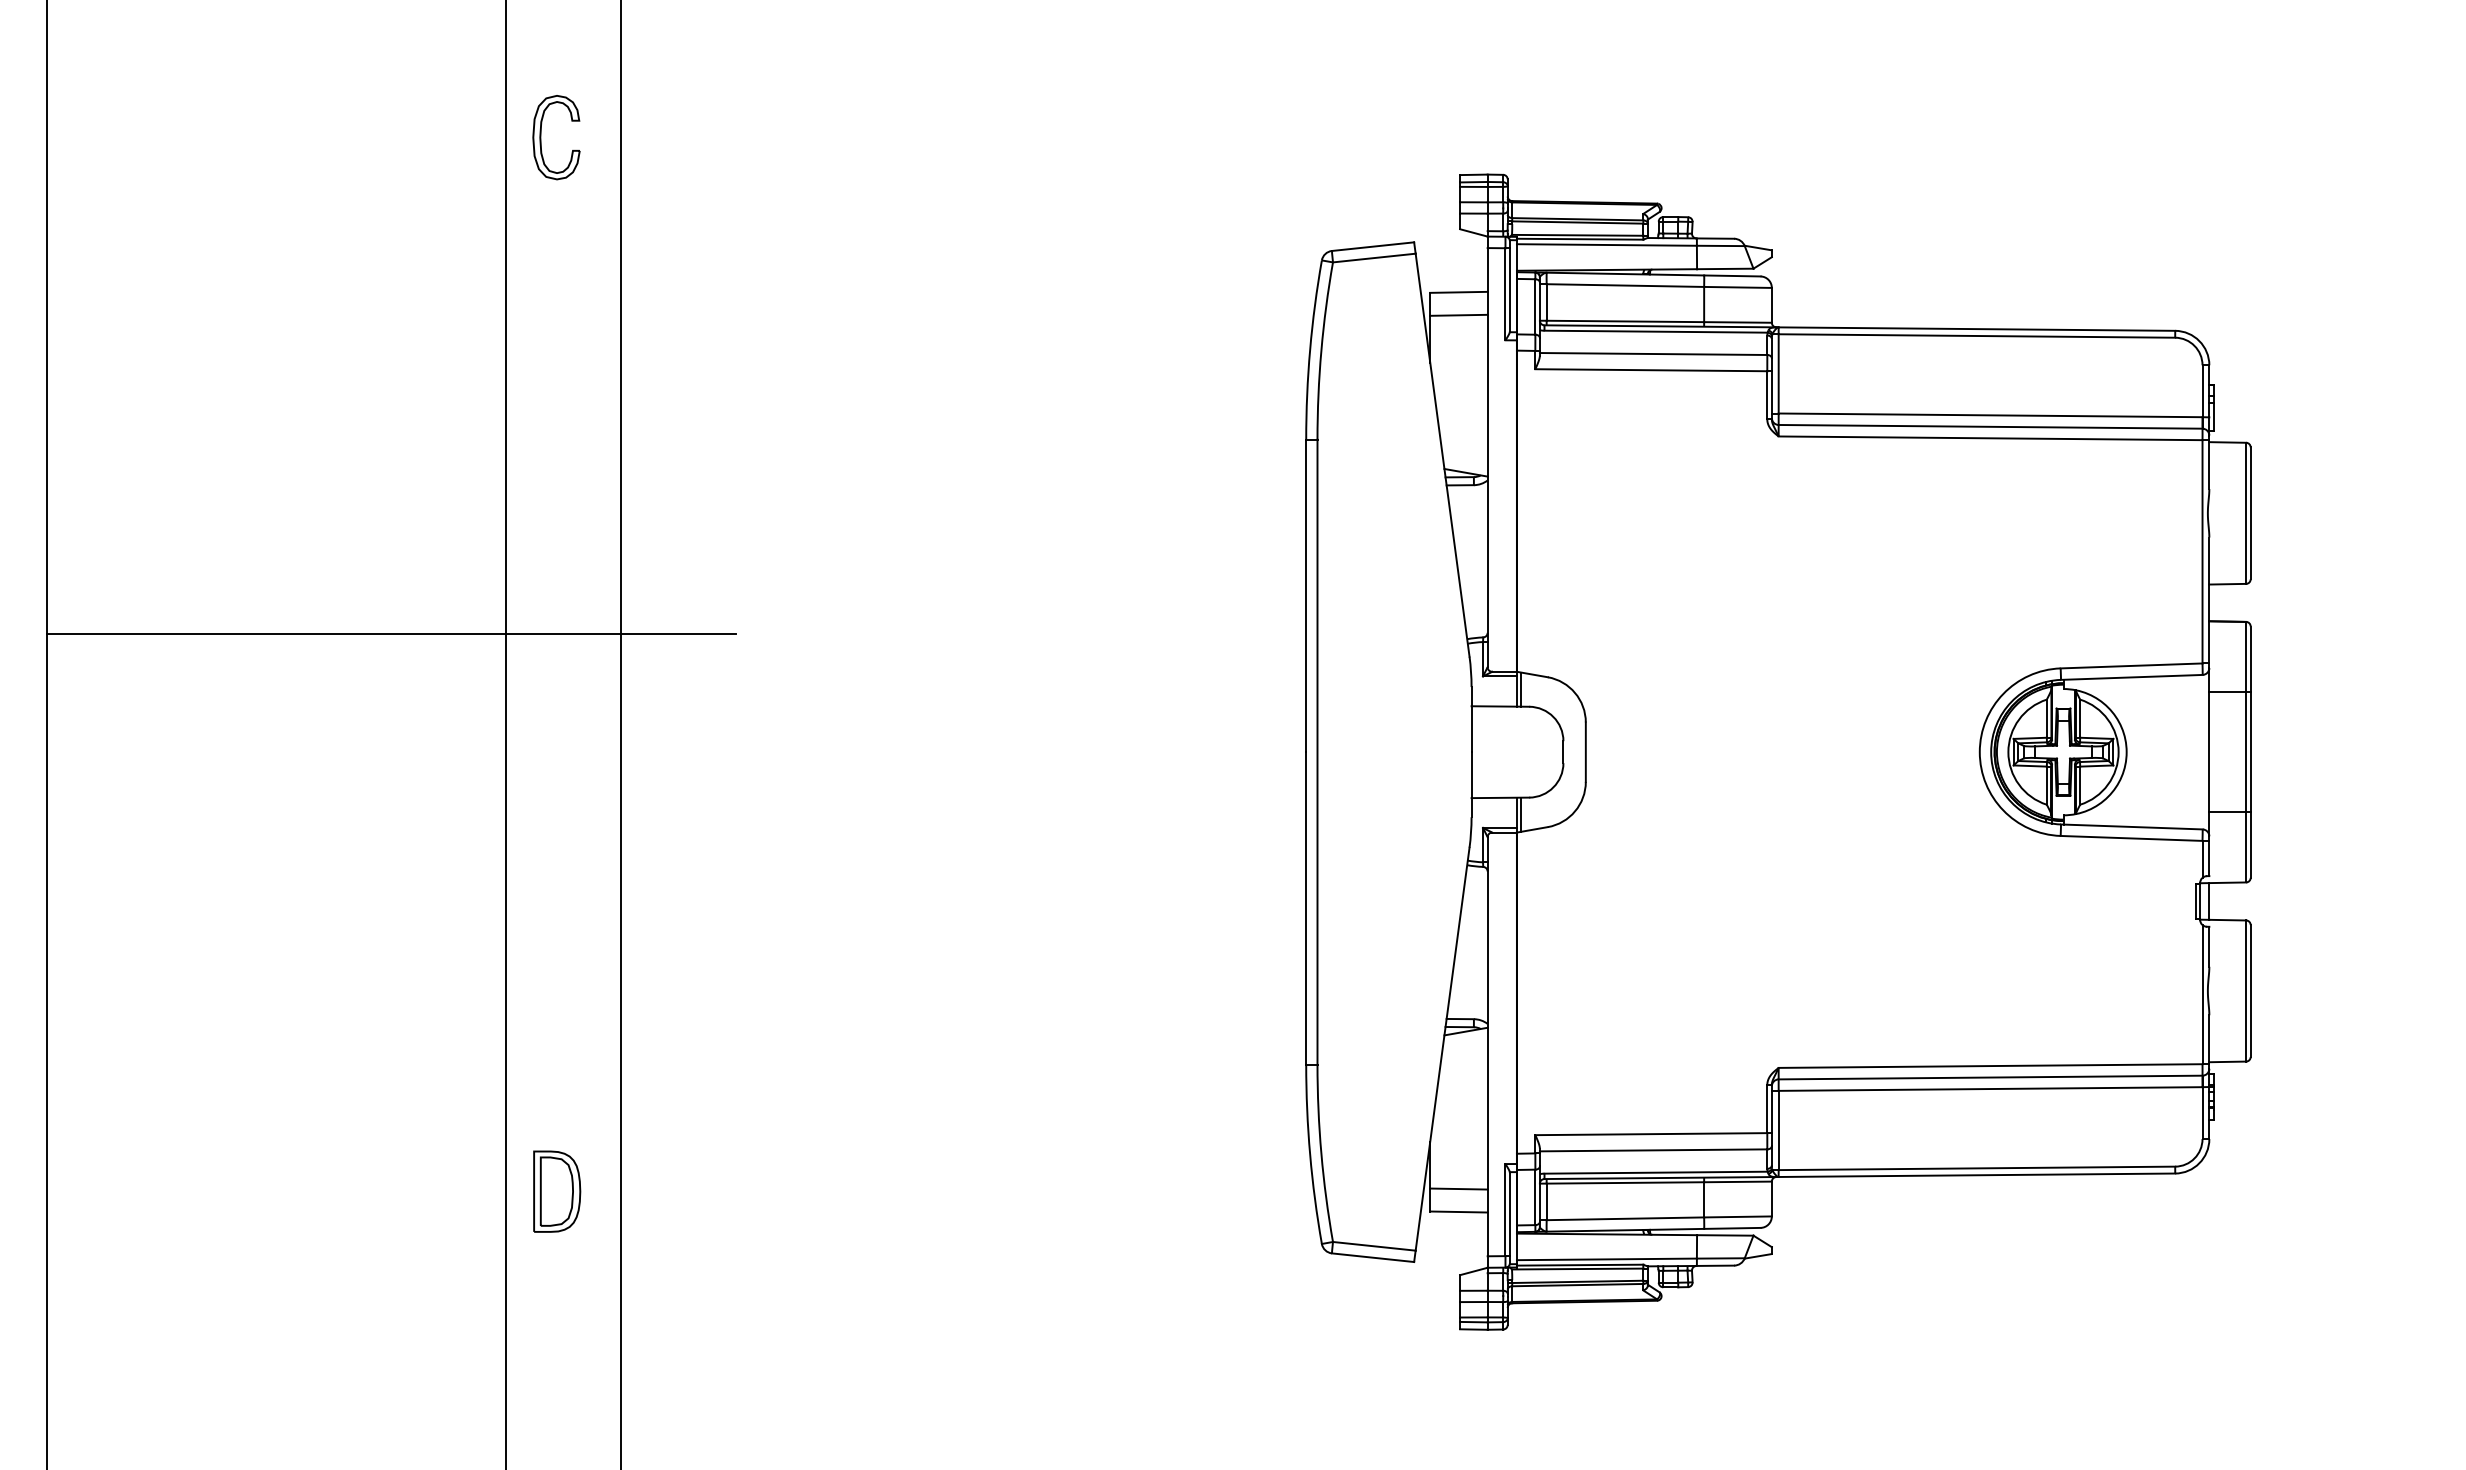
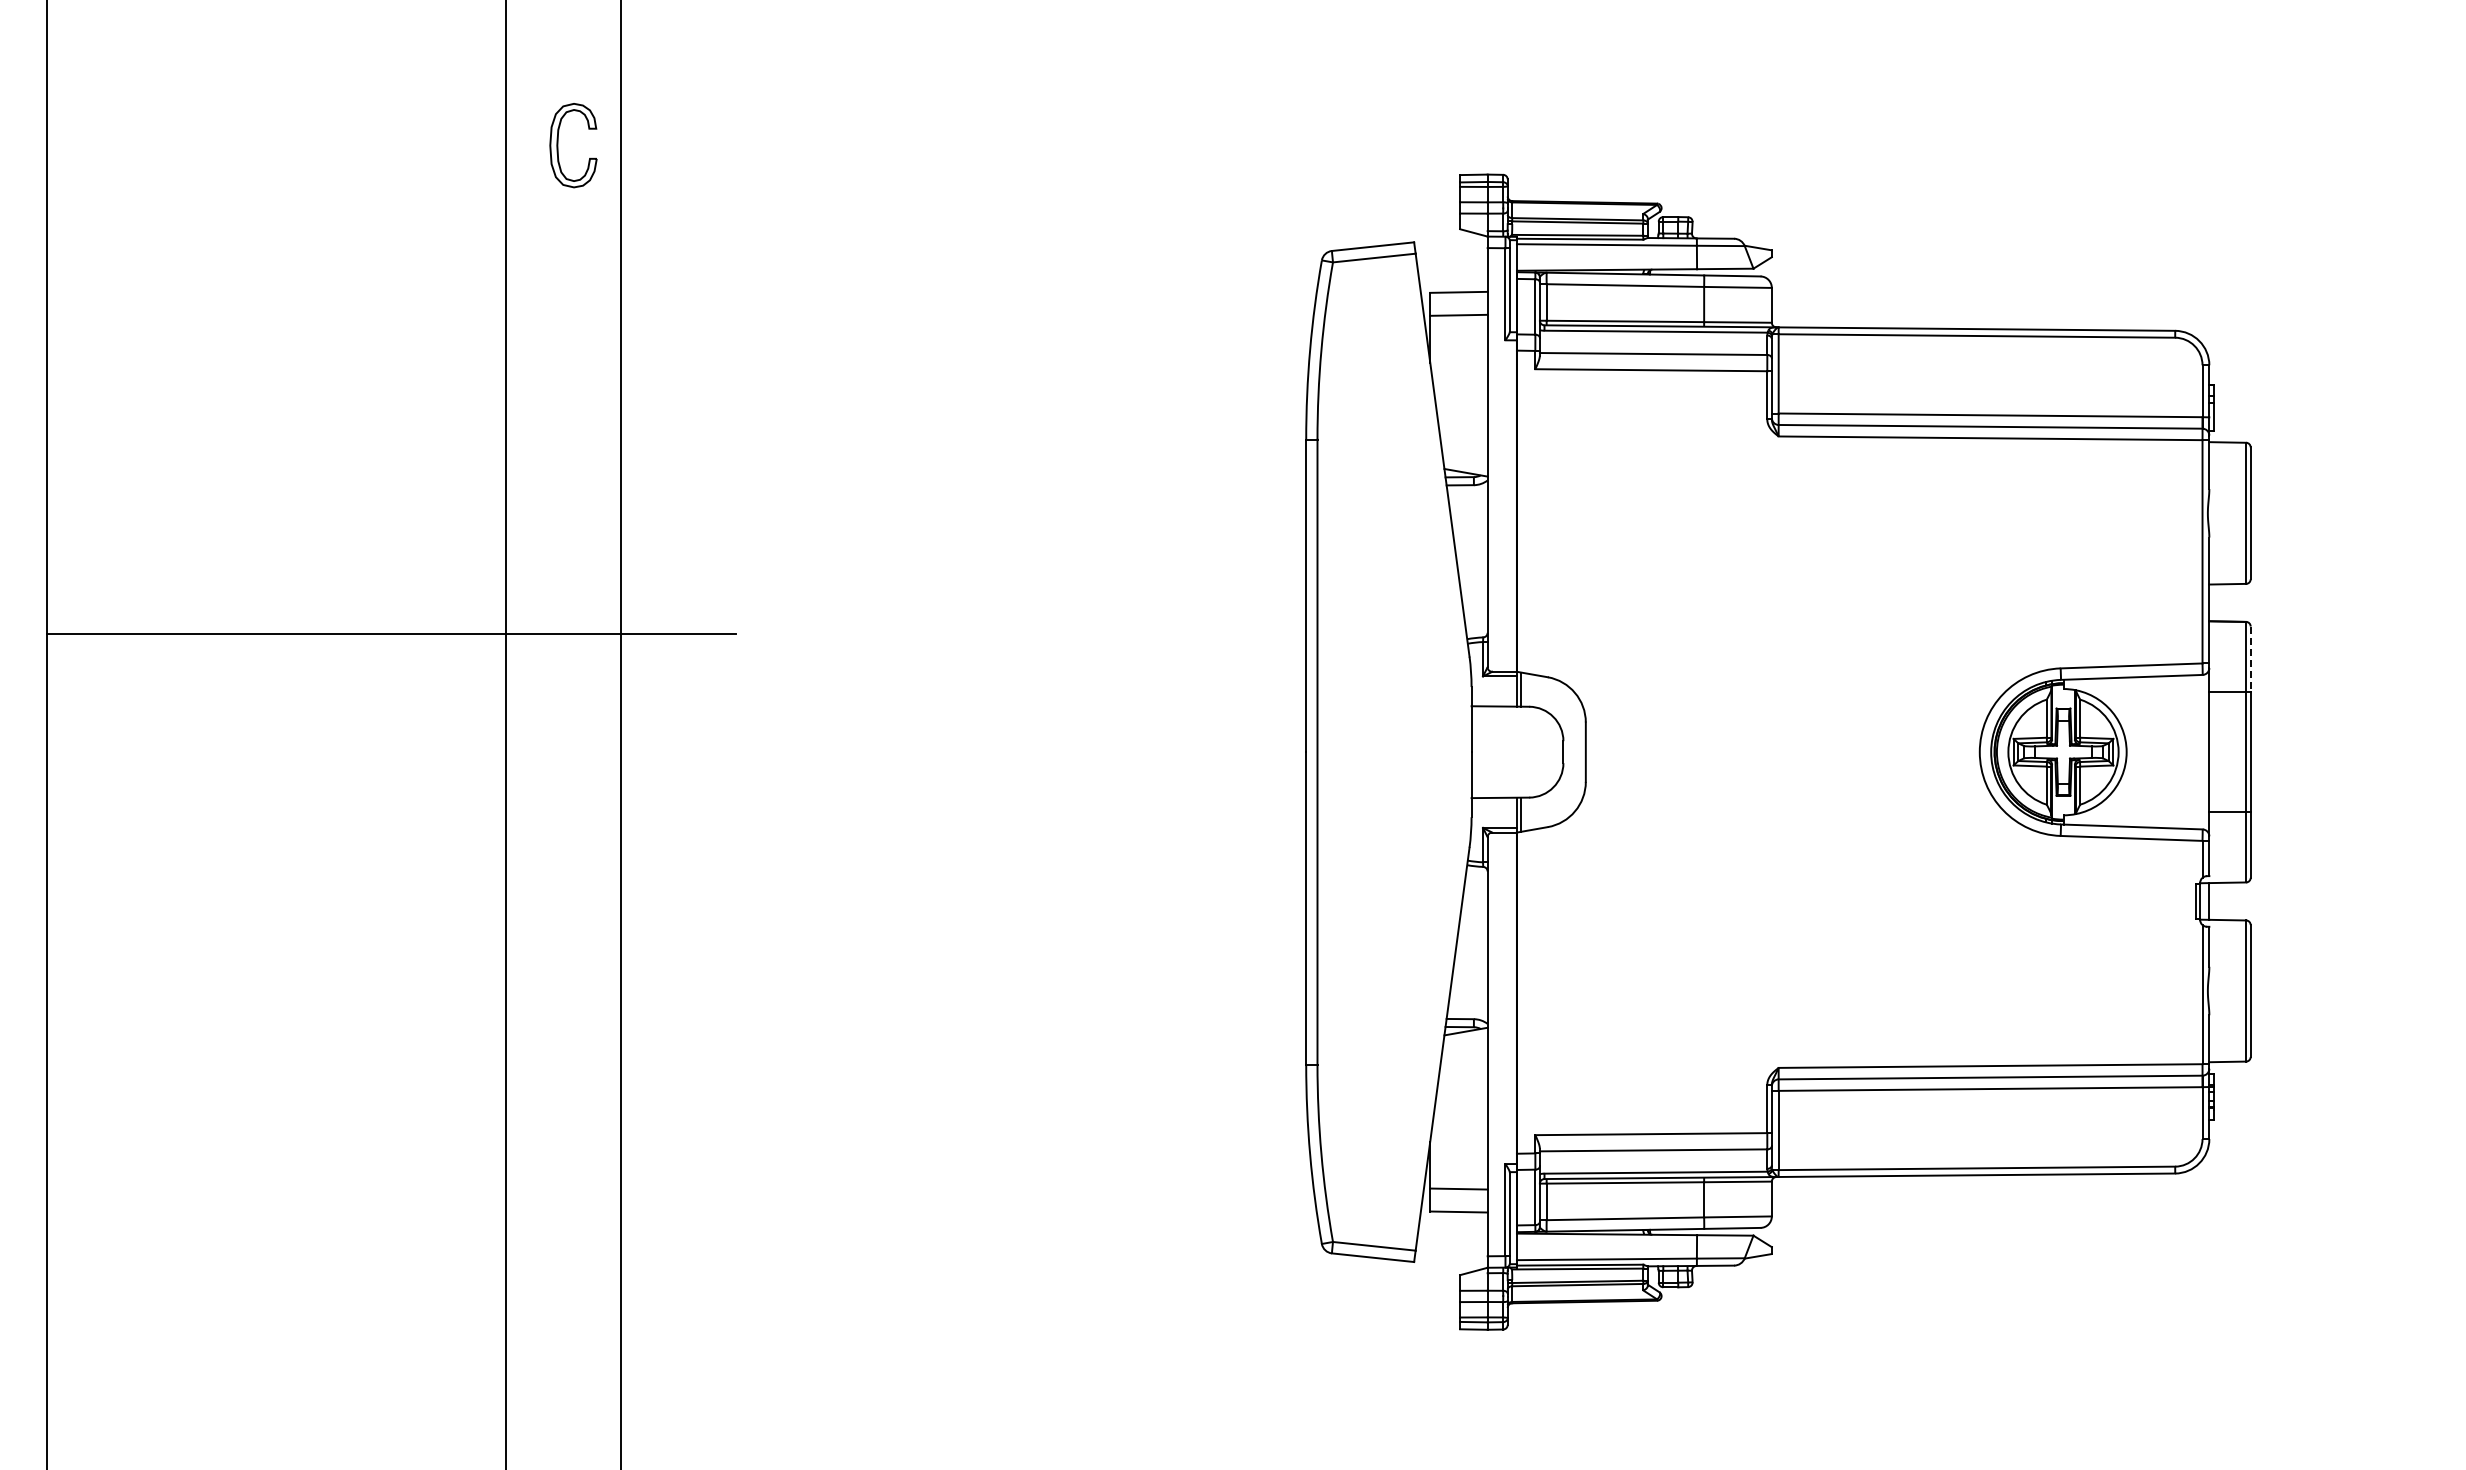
part position: (541, 137) -> (558, 145) (558, 145)
line: solid -> dashed (2250, 659)
part: present -> none (557, 1191)
